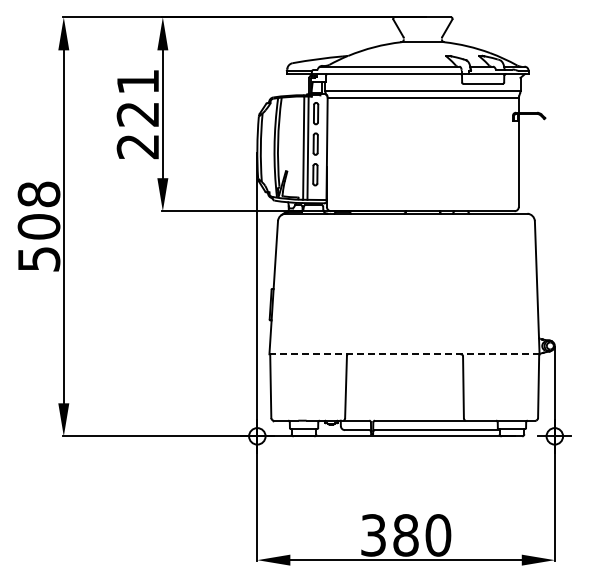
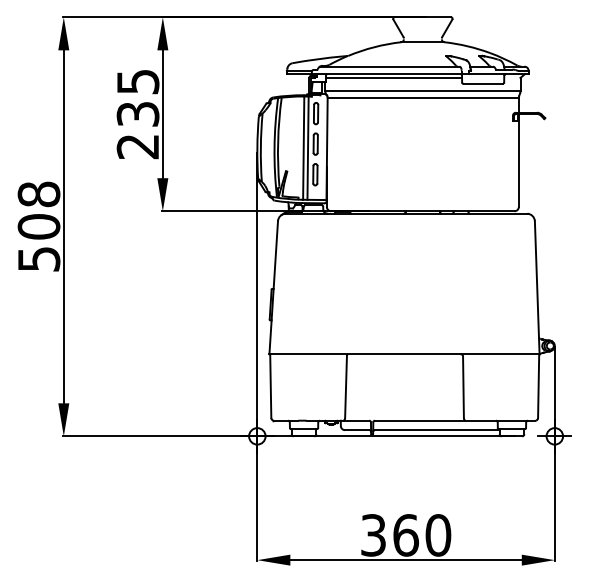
line: none -> present (394, 78)
text: 221 -> 235 (138, 98)
line: dashed -> solid (405, 354)
text: 380 -> 360 (405, 535)
